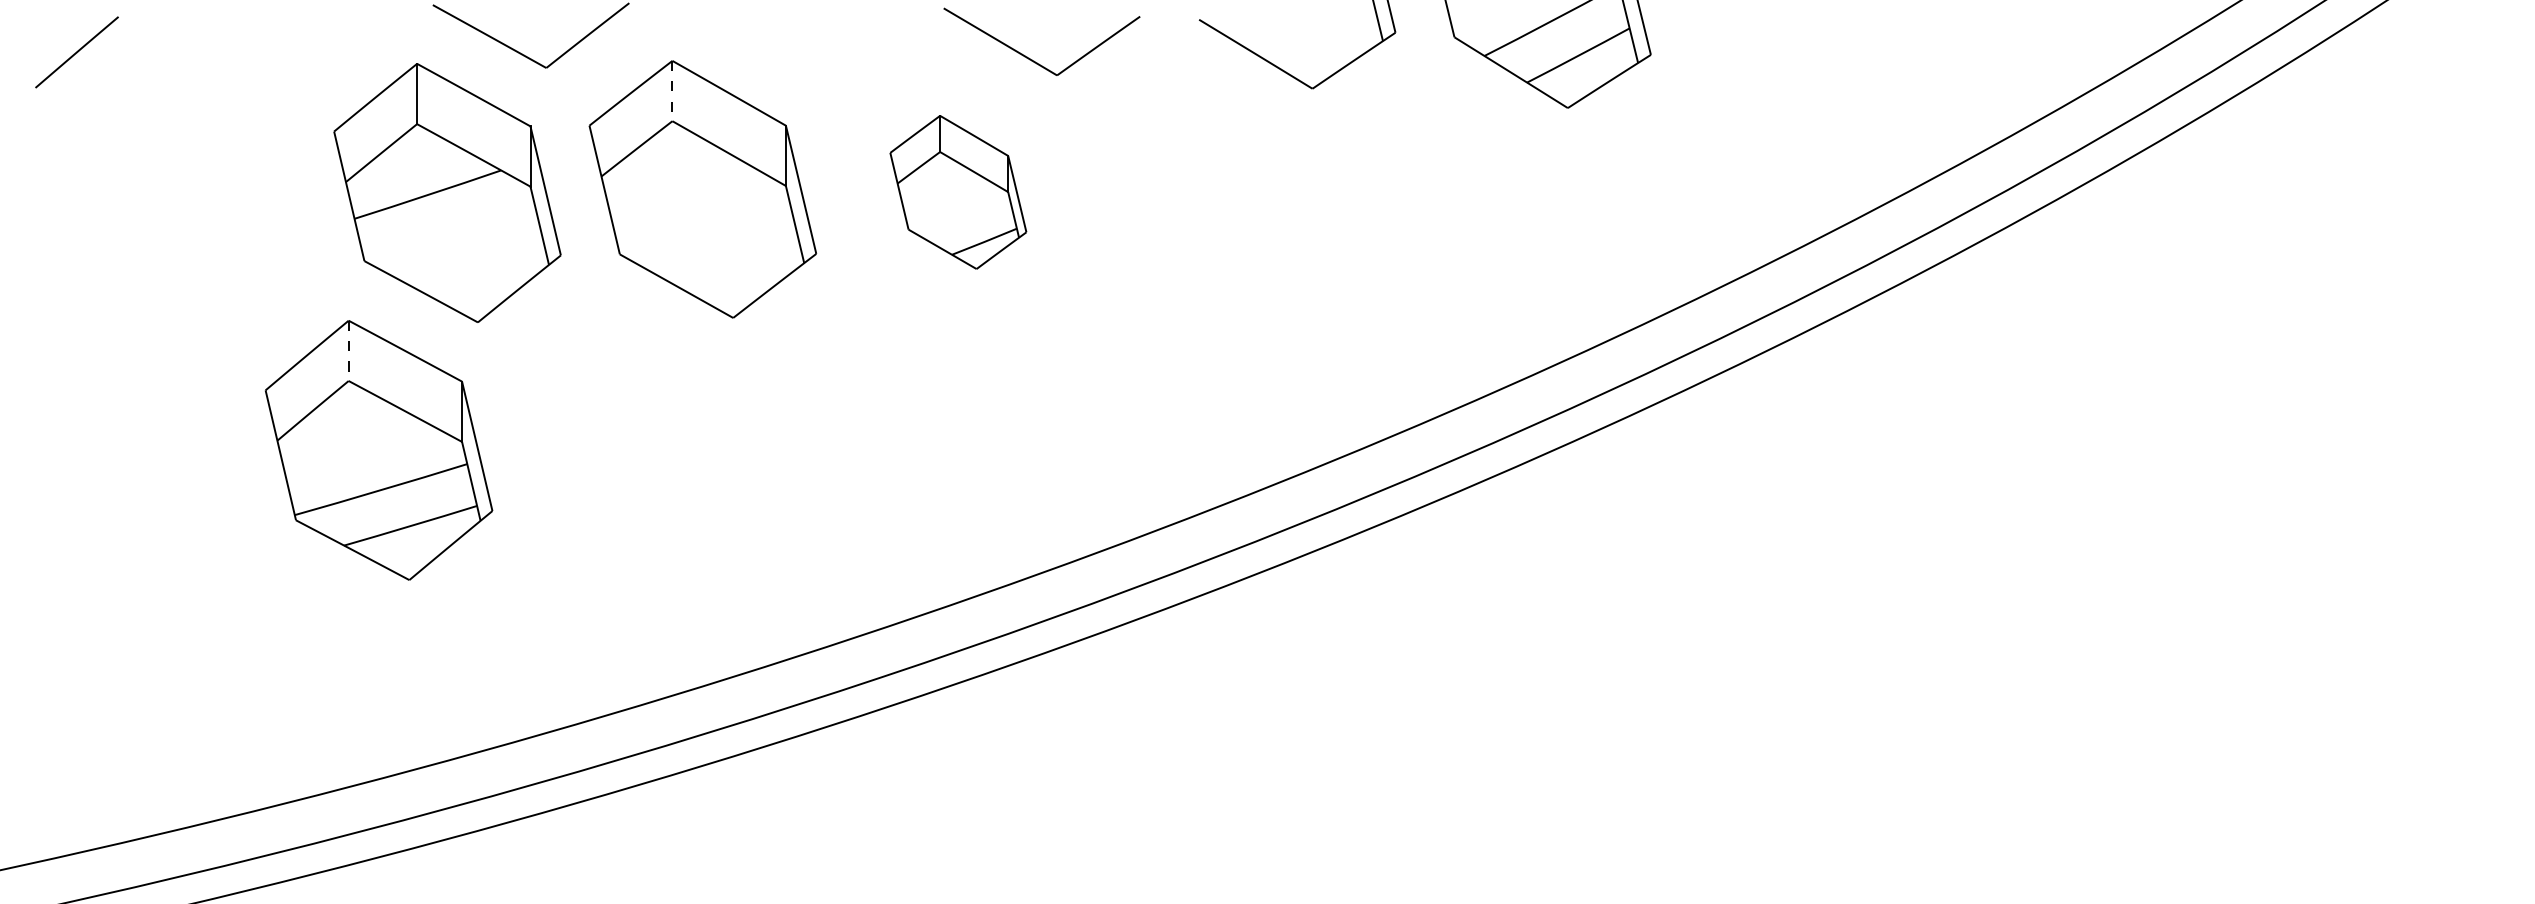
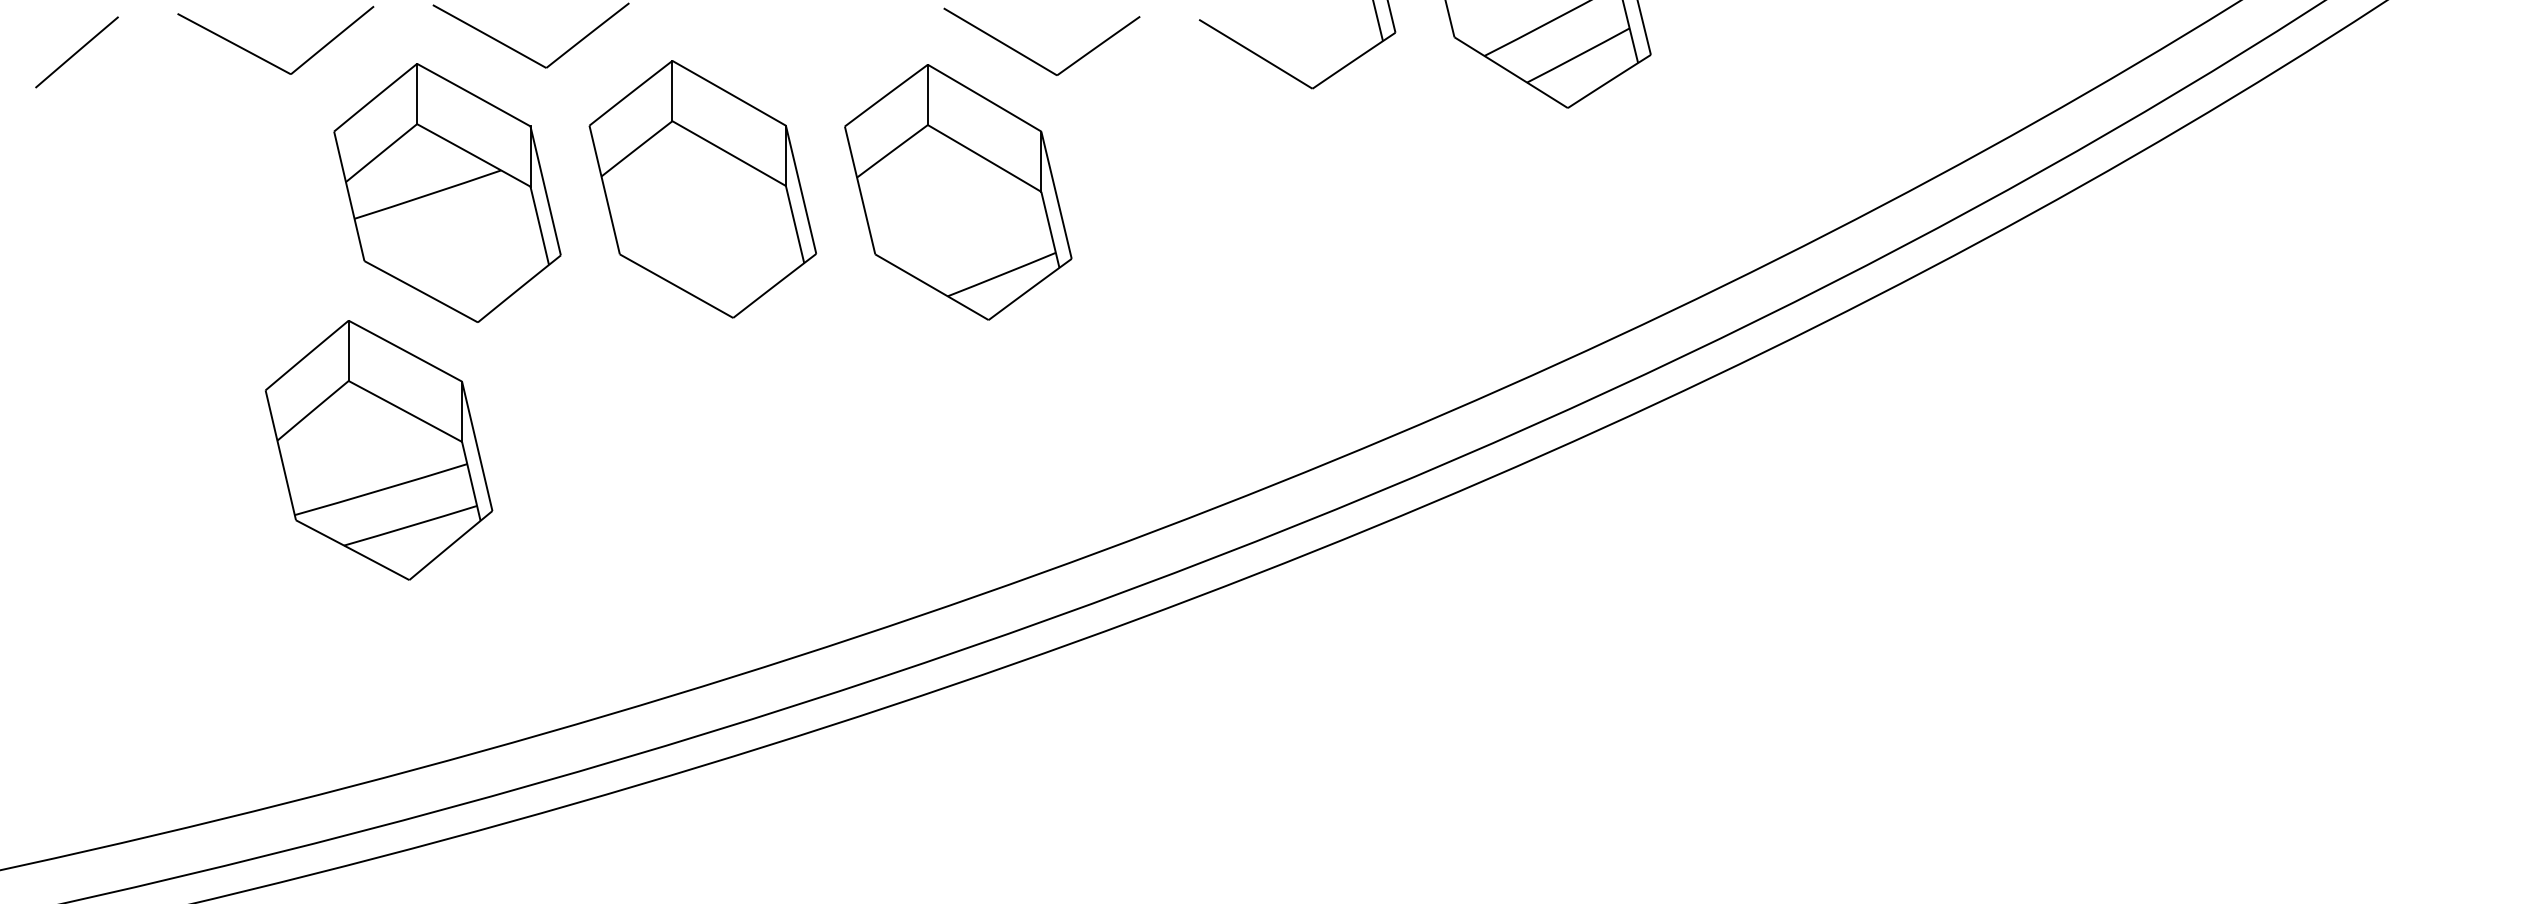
part: none -> present (265, 59)
line: dashed -> solid (672, 91)
part size: 139x155 px -> 229x257 px (958, 192)
line: dashed -> solid (348, 351)
